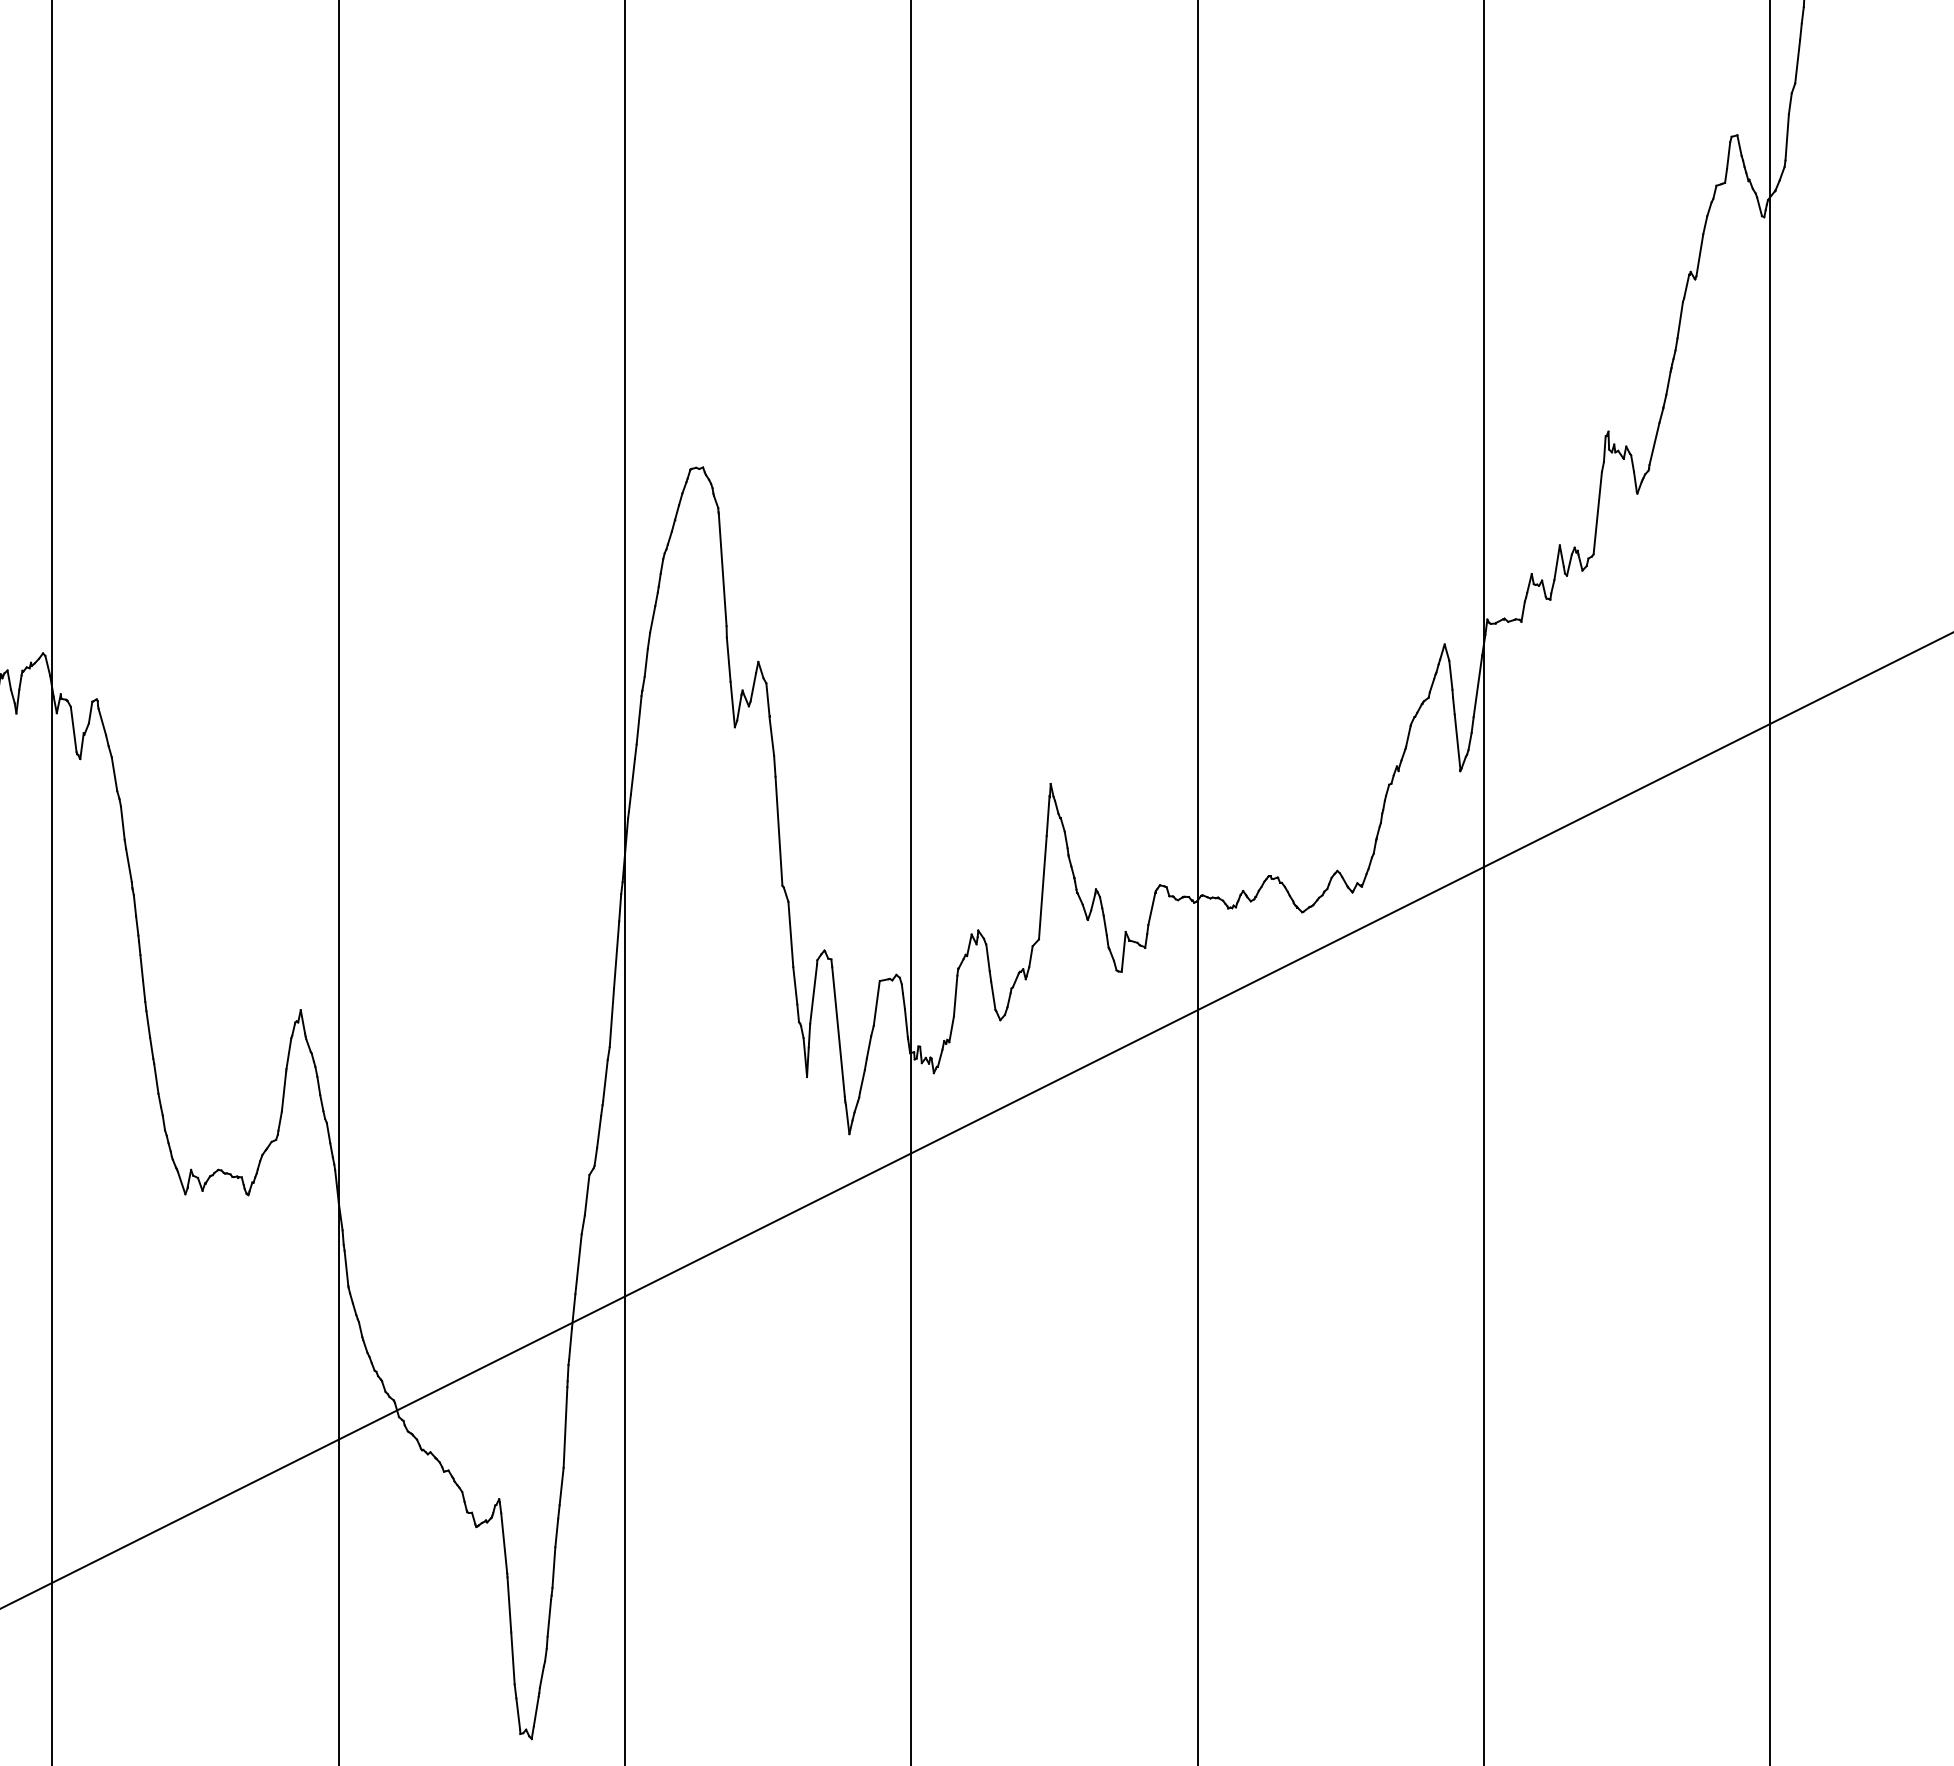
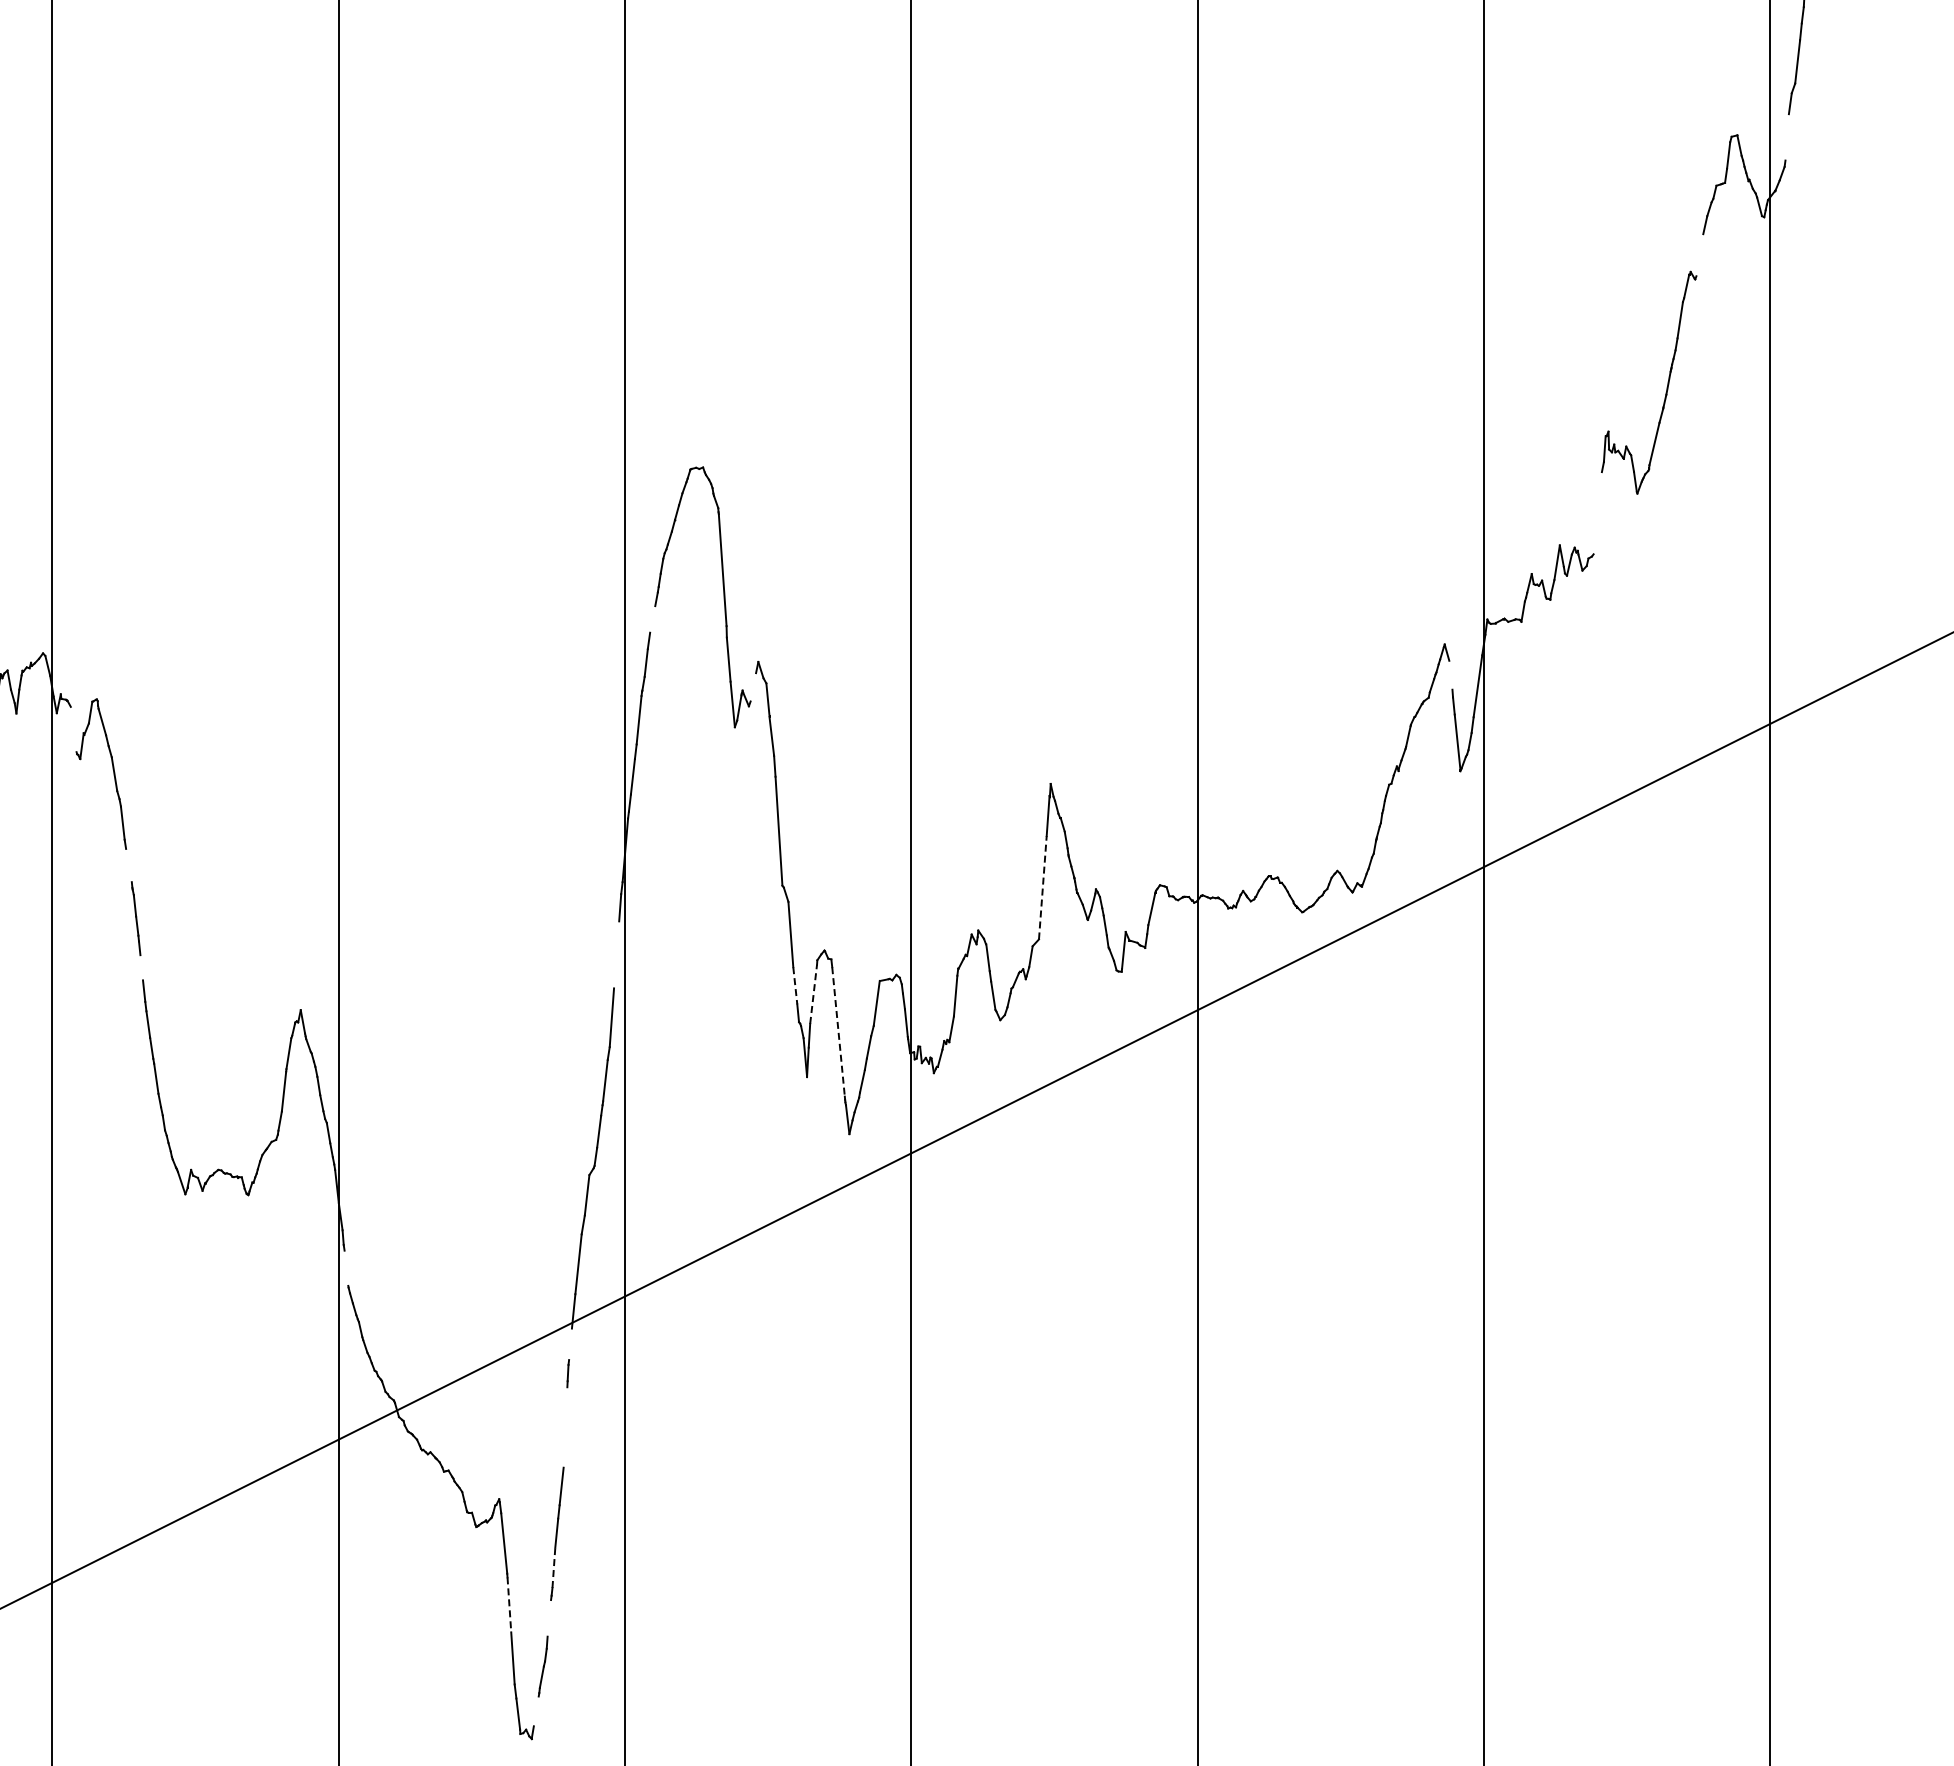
line: present -> none (1786, 137)
line: present -> none (1699, 255)
line: present -> none (1597, 513)
line: present -> none (652, 619)
line: present -> none (1450, 674)
line: present -> none (753, 687)
line: present -> none (73, 729)
line: present -> none (128, 865)
line: solid -> dashed (1042, 887)
line: present -> none (616, 954)
line: present -> none (141, 967)
line: solid -> dashed (795, 985)
line: solid -> dashed (813, 994)
line: solid -> dashed (838, 1032)
line: present -> none (346, 1267)
line: present -> none (570, 1344)
line: present -> none (565, 1427)
line: solid -> dashed (553, 1567)
line: solid -> dashed (509, 1604)
line: present -> none (549, 1618)
line: present -> none (535, 1711)
